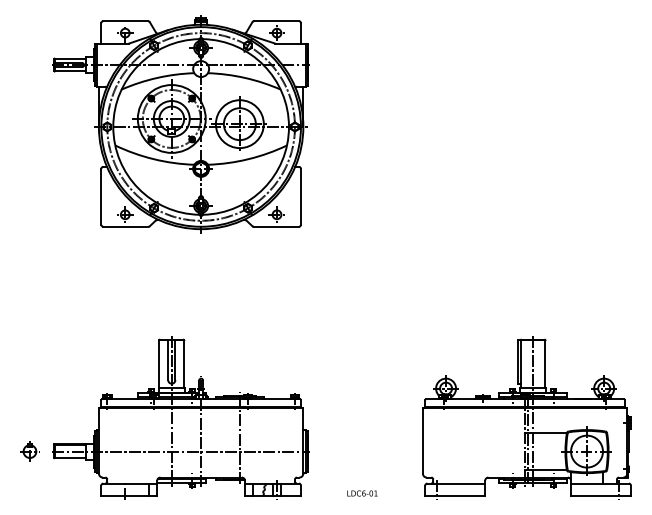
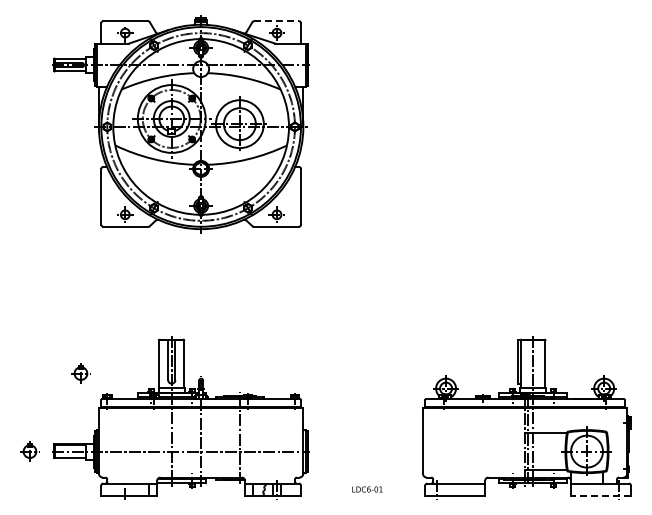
line: solid -> dashed (277, 21)
part: none -> present (80, 373)
text position: (362, 493) -> (367, 489) (367, 489)
line: solid -> dashed (600, 495)
